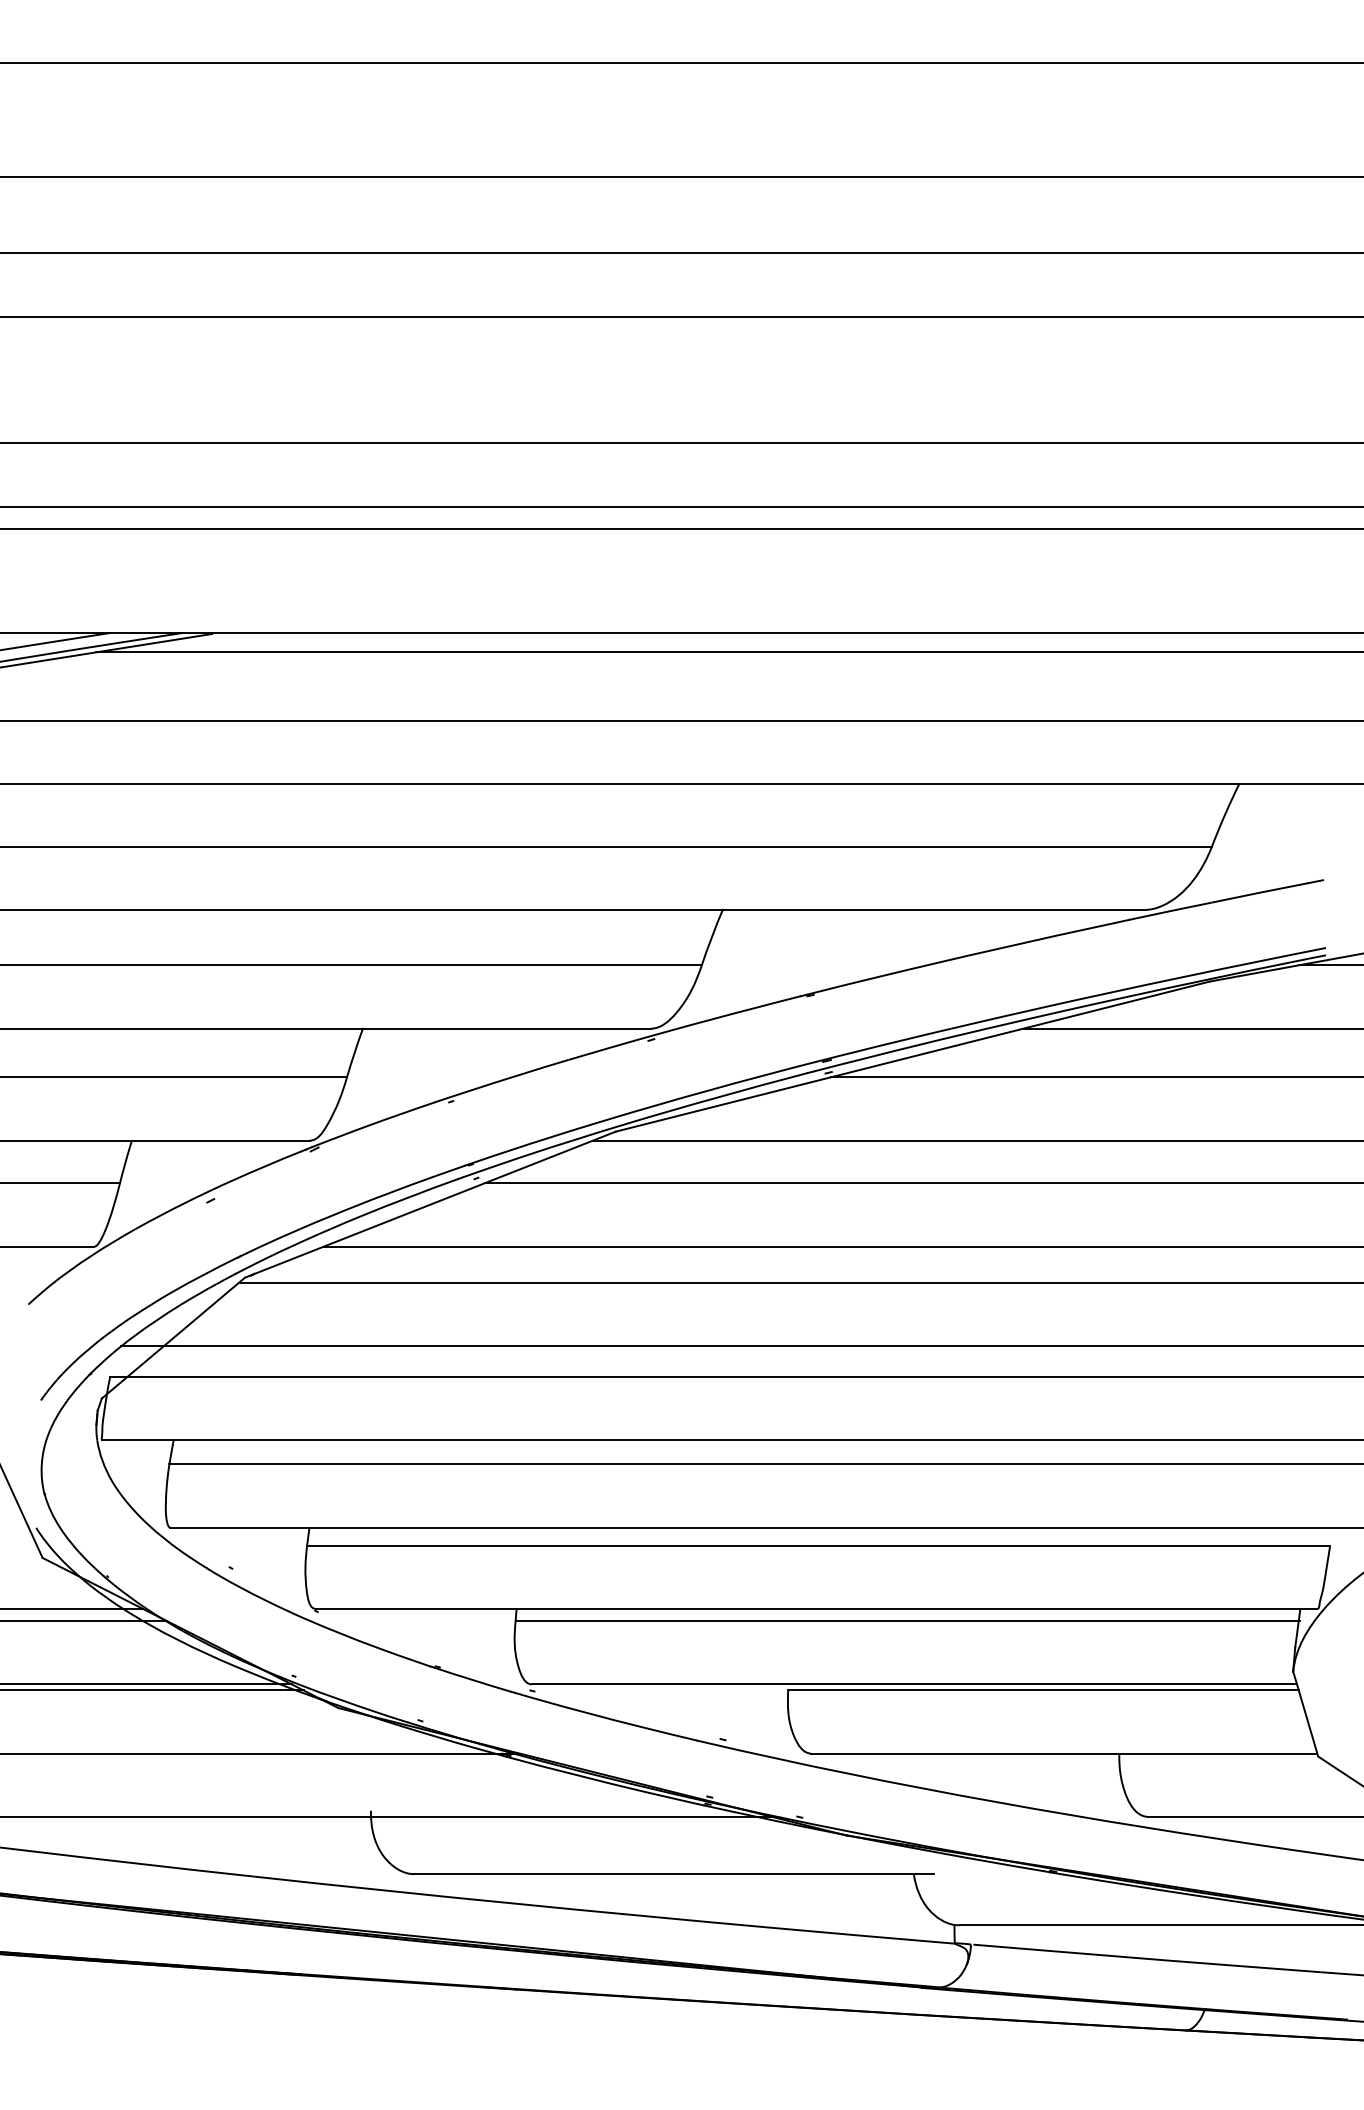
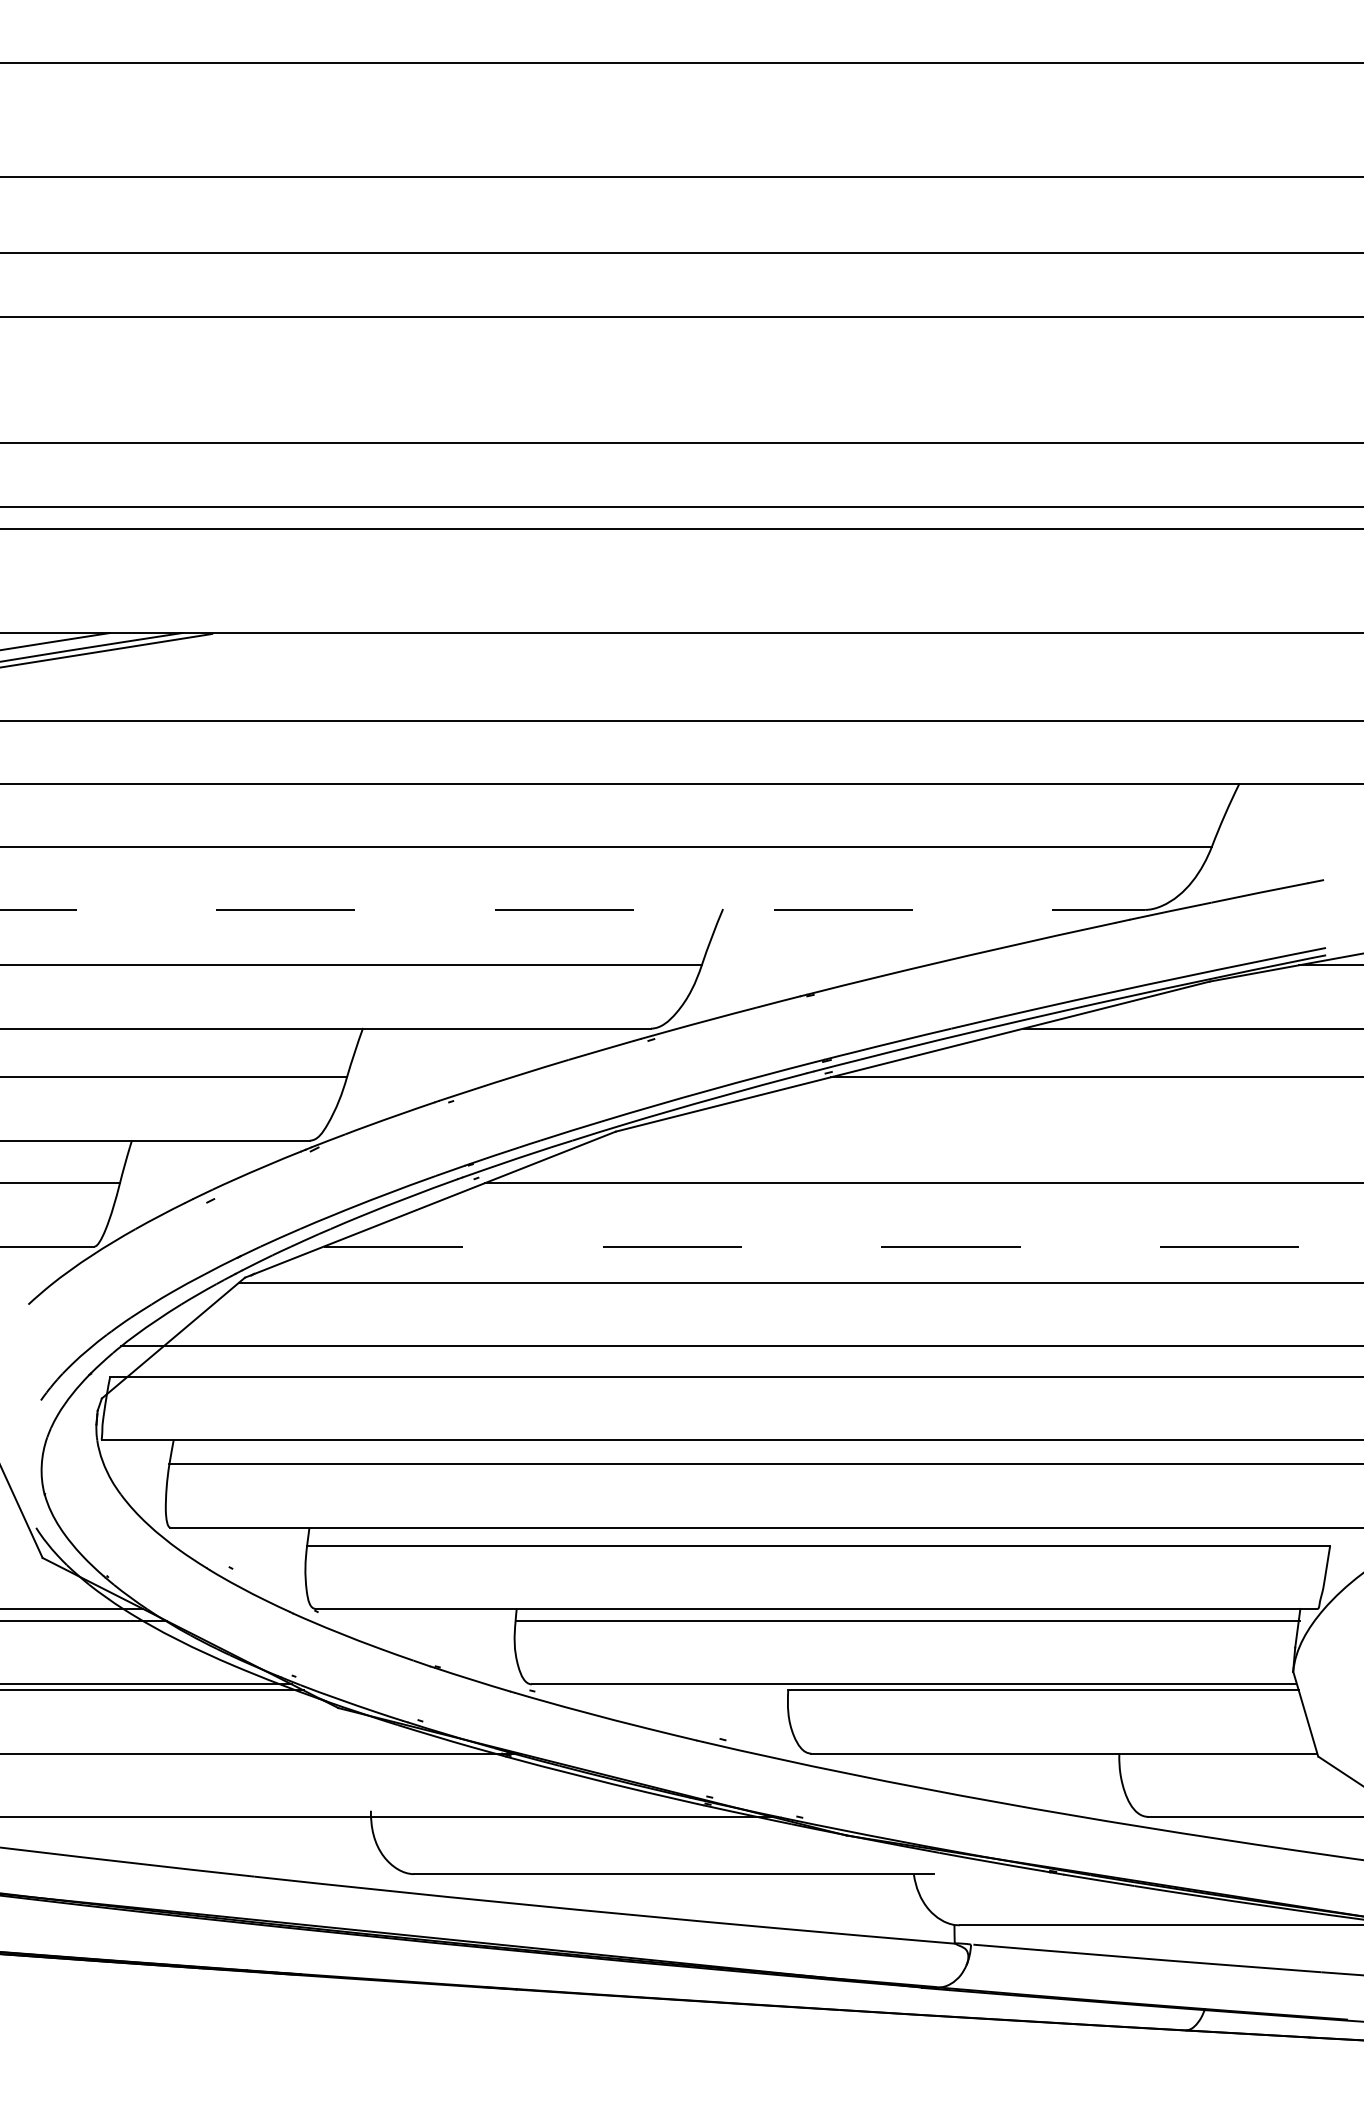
line: present -> none (728, 652)
line: solid -> dashed (573, 909)
line: present -> none (976, 1140)
line: solid -> dashed (843, 1246)
